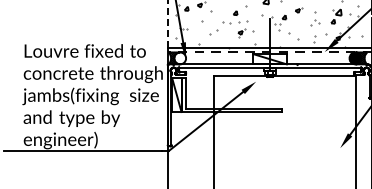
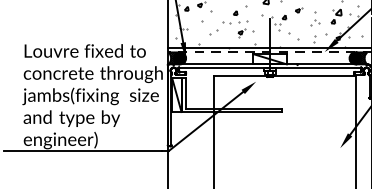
line: dashed -> solid (168, 24)
hatch: none -> present (180, 58)
